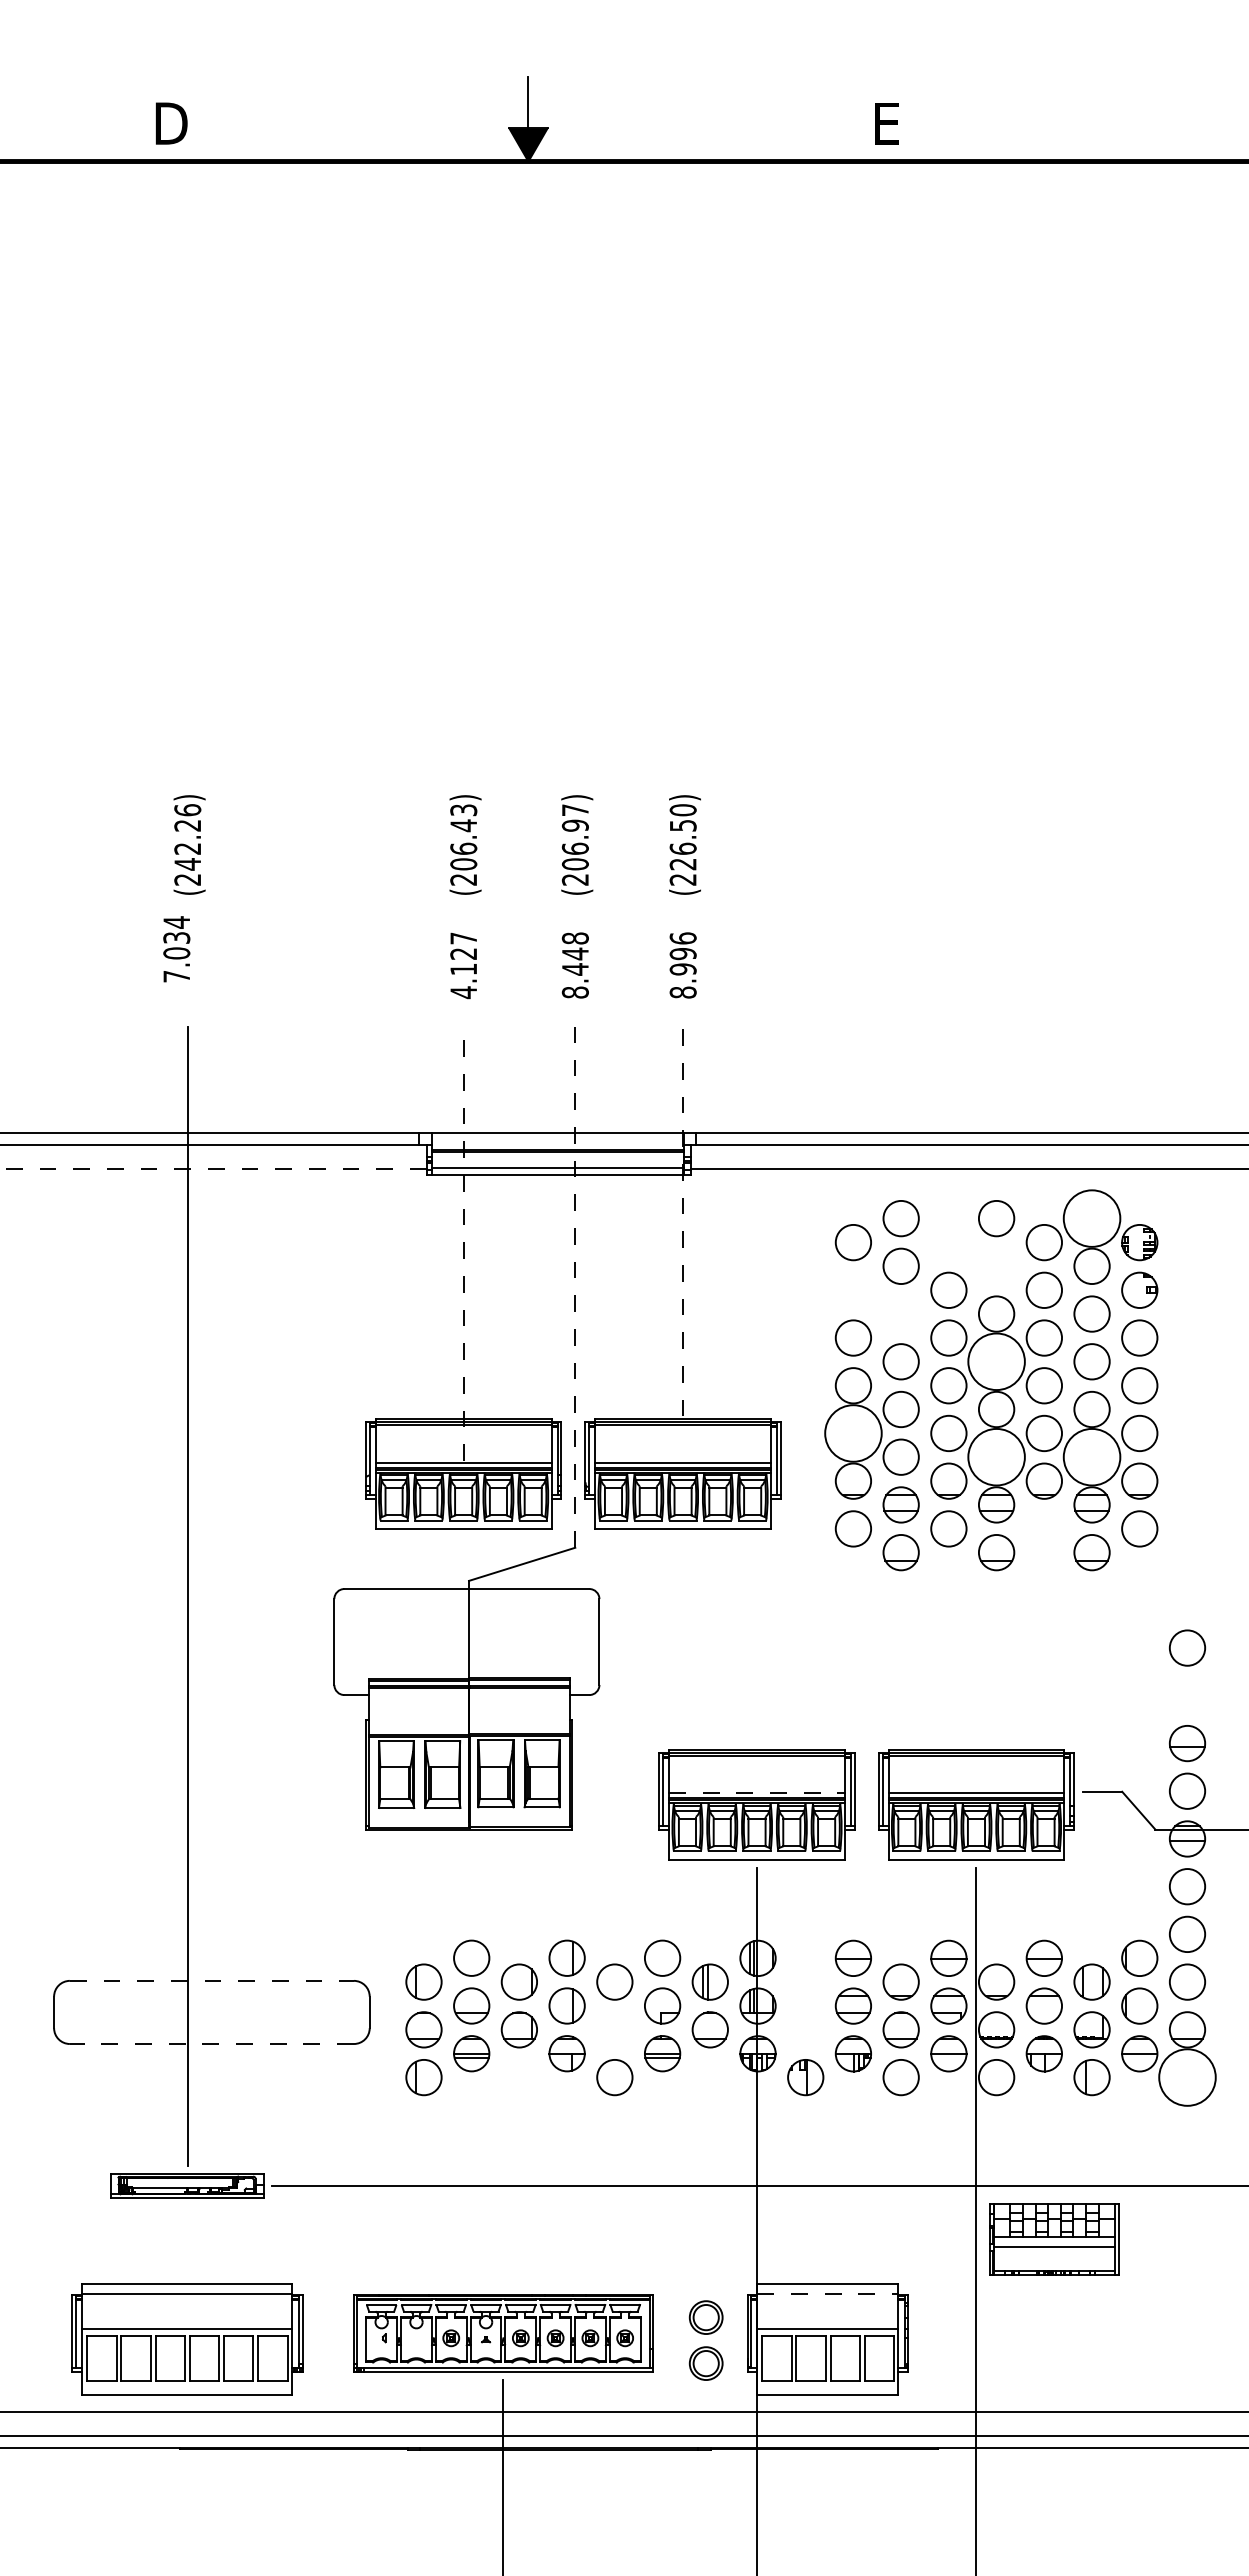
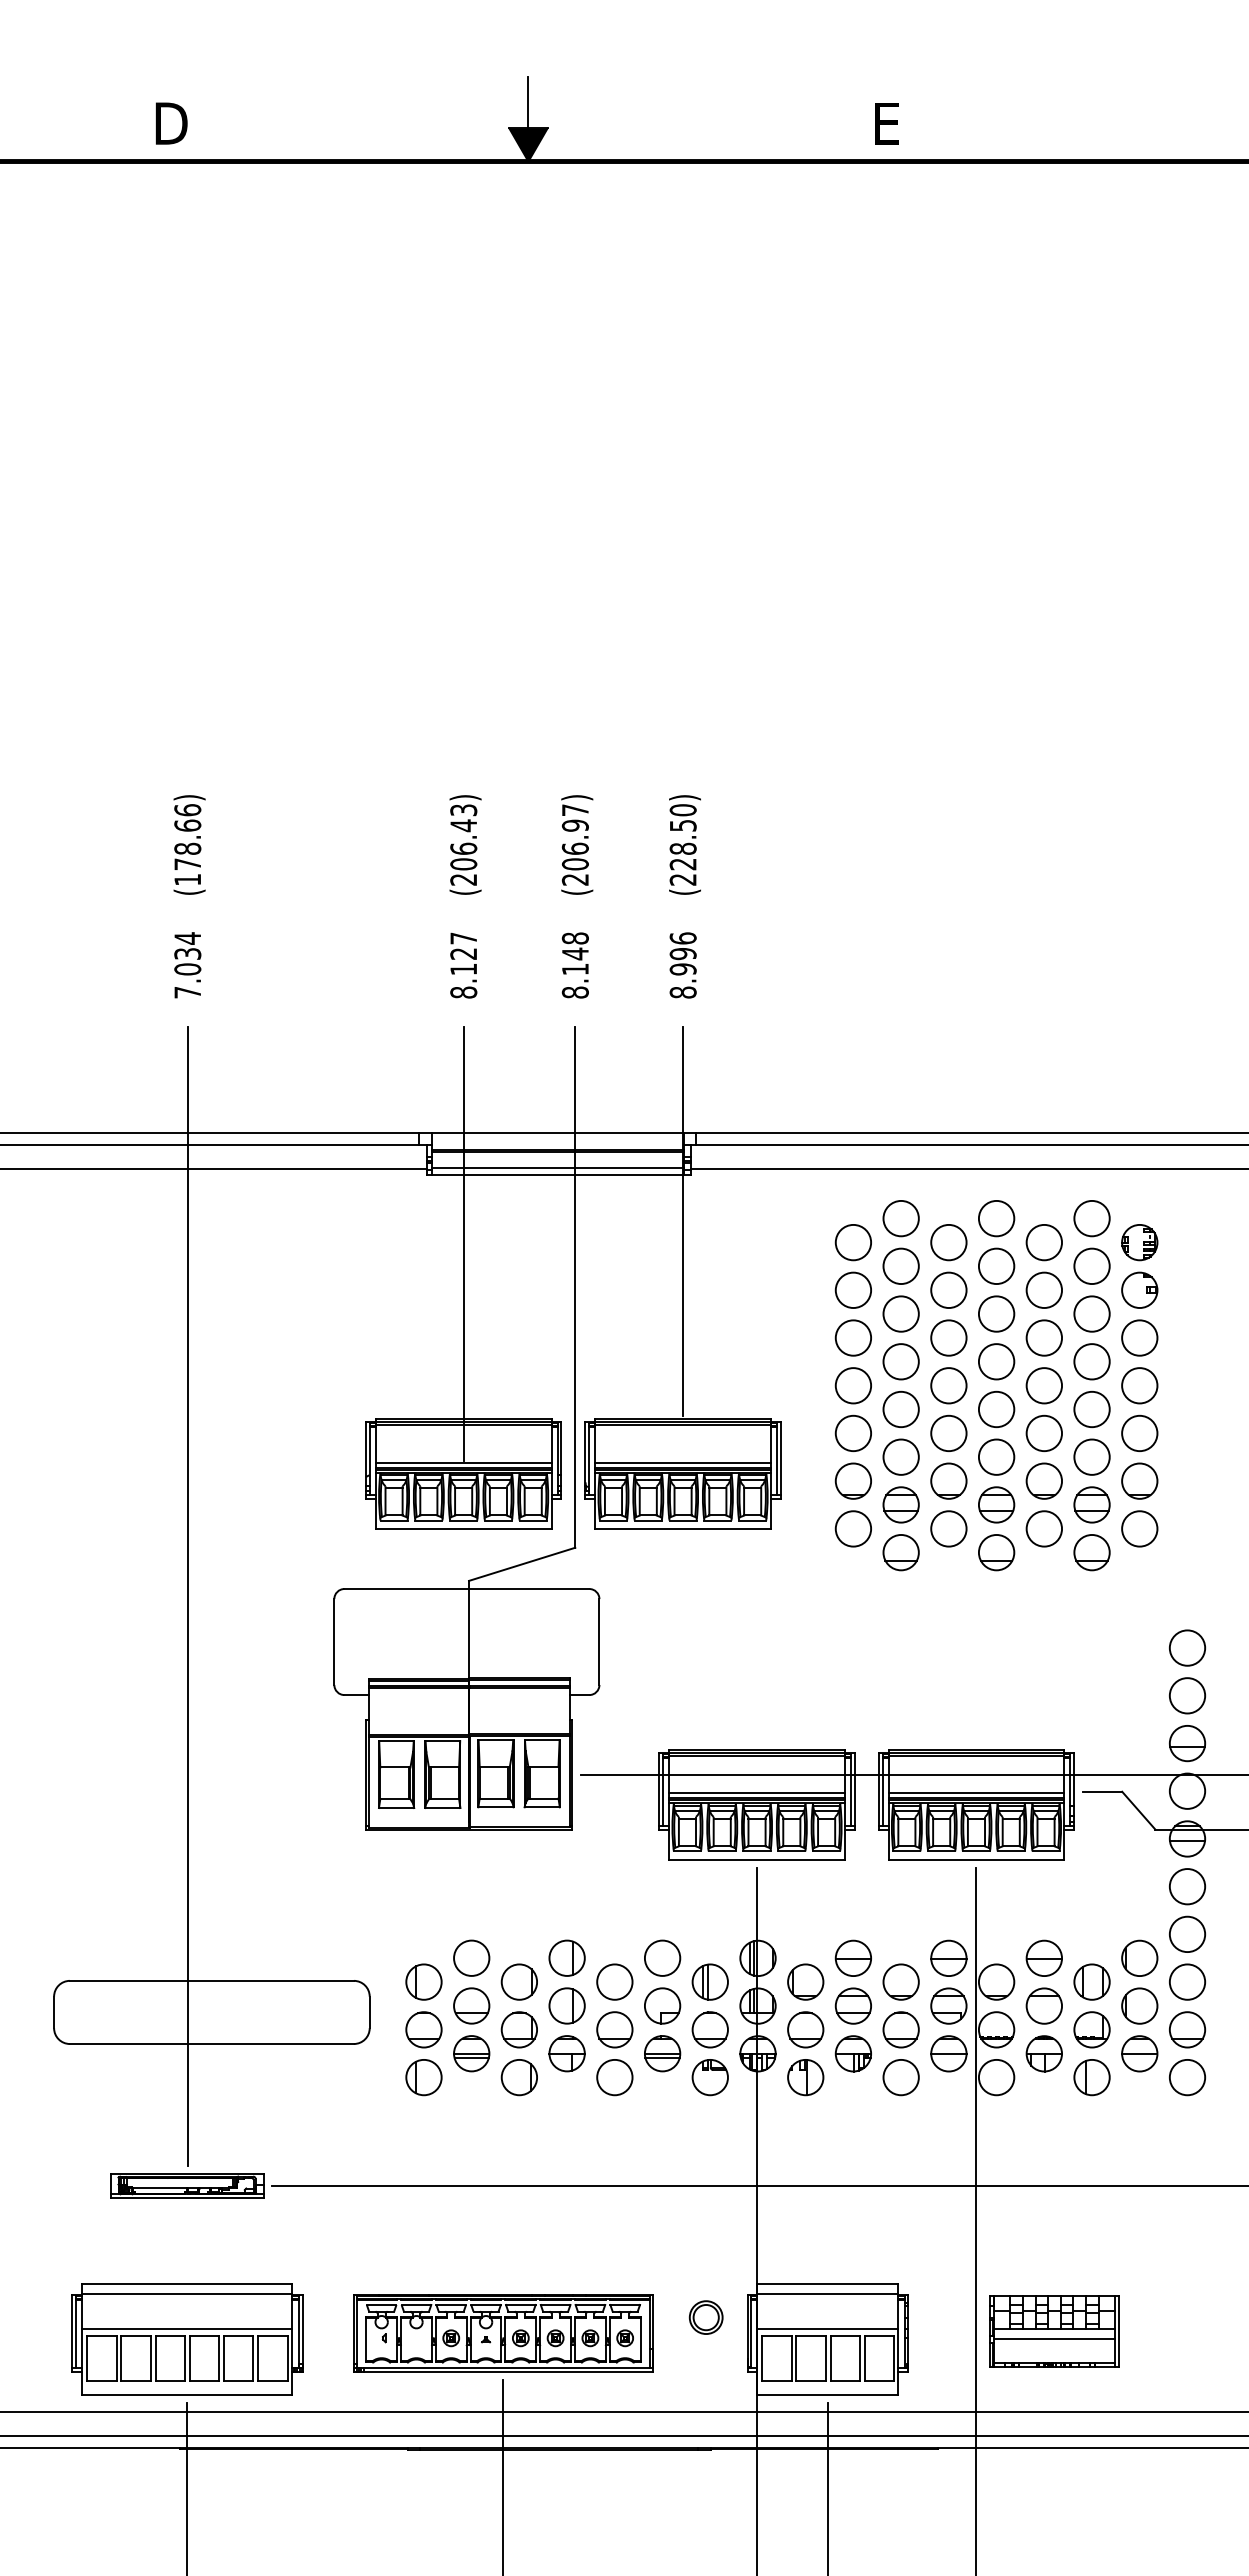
text: (226.50) -> (228.50) (682, 848)
text: (242.26) -> (178.66) (187, 852)
text position: (176, 949) -> (187, 965) (187, 965)
text: 8.448 -> 8.148 (575, 969)
text: 4.127 -> 8.127 (463, 992)
line: dashed -> solid (213, 1169)
circle diameter: 57 px -> 35 px (1091, 1218)
line: dashed -> solid (683, 1221)
circle: none -> present (948, 1242)
line: dashed -> solid (463, 1243)
circle: none -> present (996, 1265)
line: dashed -> solid (575, 1286)
circle: none -> present (852, 1289)
circle: none -> present (900, 1313)
circle diameter: 57 px -> 35 px (996, 1361)
circle diameter: 57 px -> 35 px (853, 1433)
circle diameter: 57 px -> 35 px (996, 1456)
circle diameter: 57 px -> 35 px (1091, 1456)
circle: none -> present (1043, 1528)
circle: none -> present (1187, 1695)
line: none -> present (912, 1775)
line: dashed -> solid (757, 1793)
line: dashed -> solid (212, 1980)
part: none -> present (805, 1981)
part: none -> present (614, 2029)
part: none -> present (805, 2029)
line: dashed -> solid (211, 2043)
part: none -> present (518, 2077)
part: none -> present (709, 2077)
circle diameter: 57 px -> 35 px (1187, 2077)
part position: (1054, 2239) -> (1054, 2331) (1054, 2331)
line: dashed -> solid (828, 2293)
part: present -> none (705, 2363)
line: none -> present (187, 2487)
line: none -> present (827, 2487)
